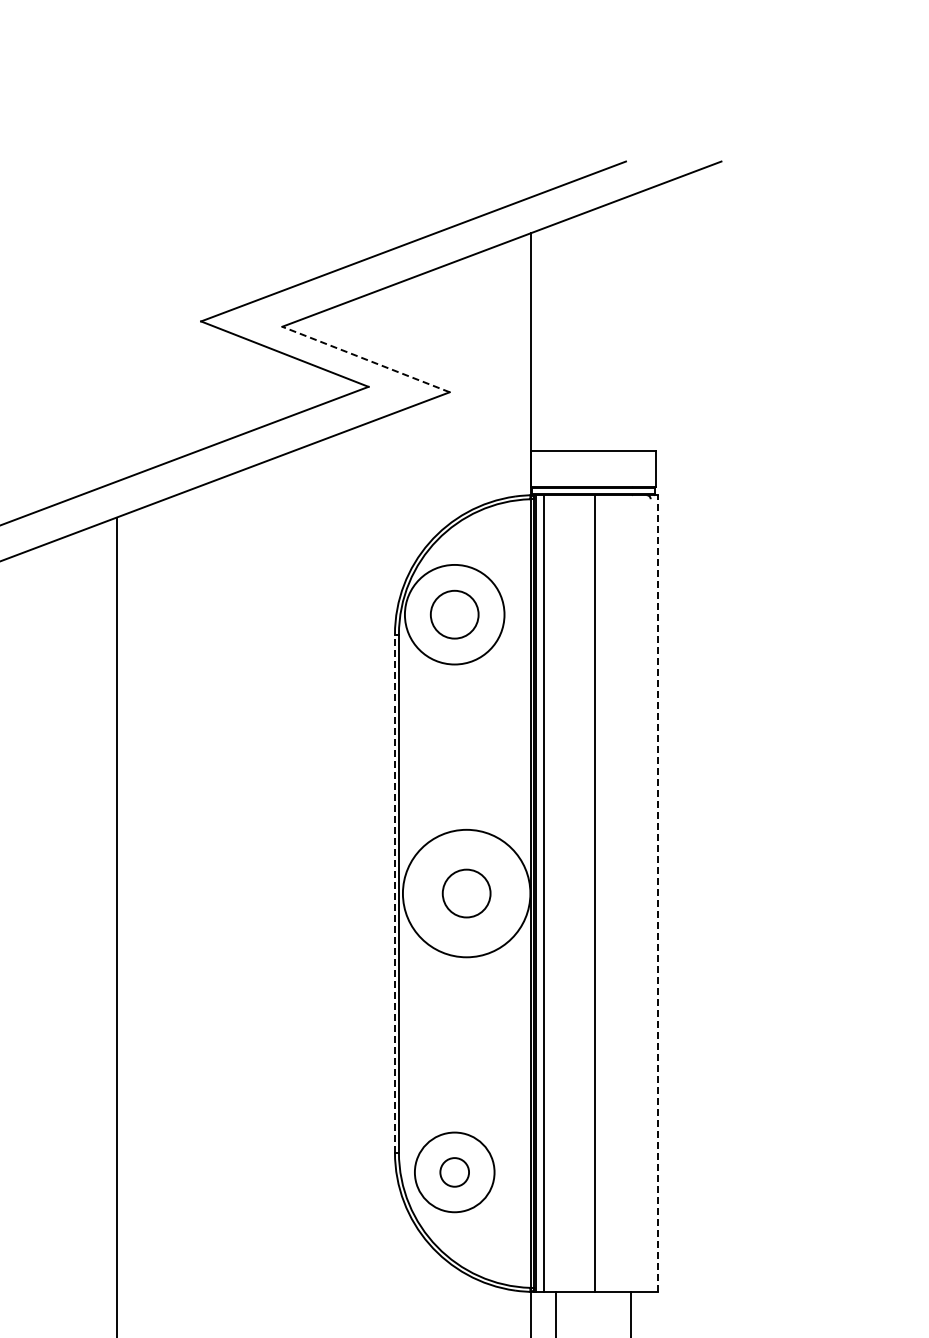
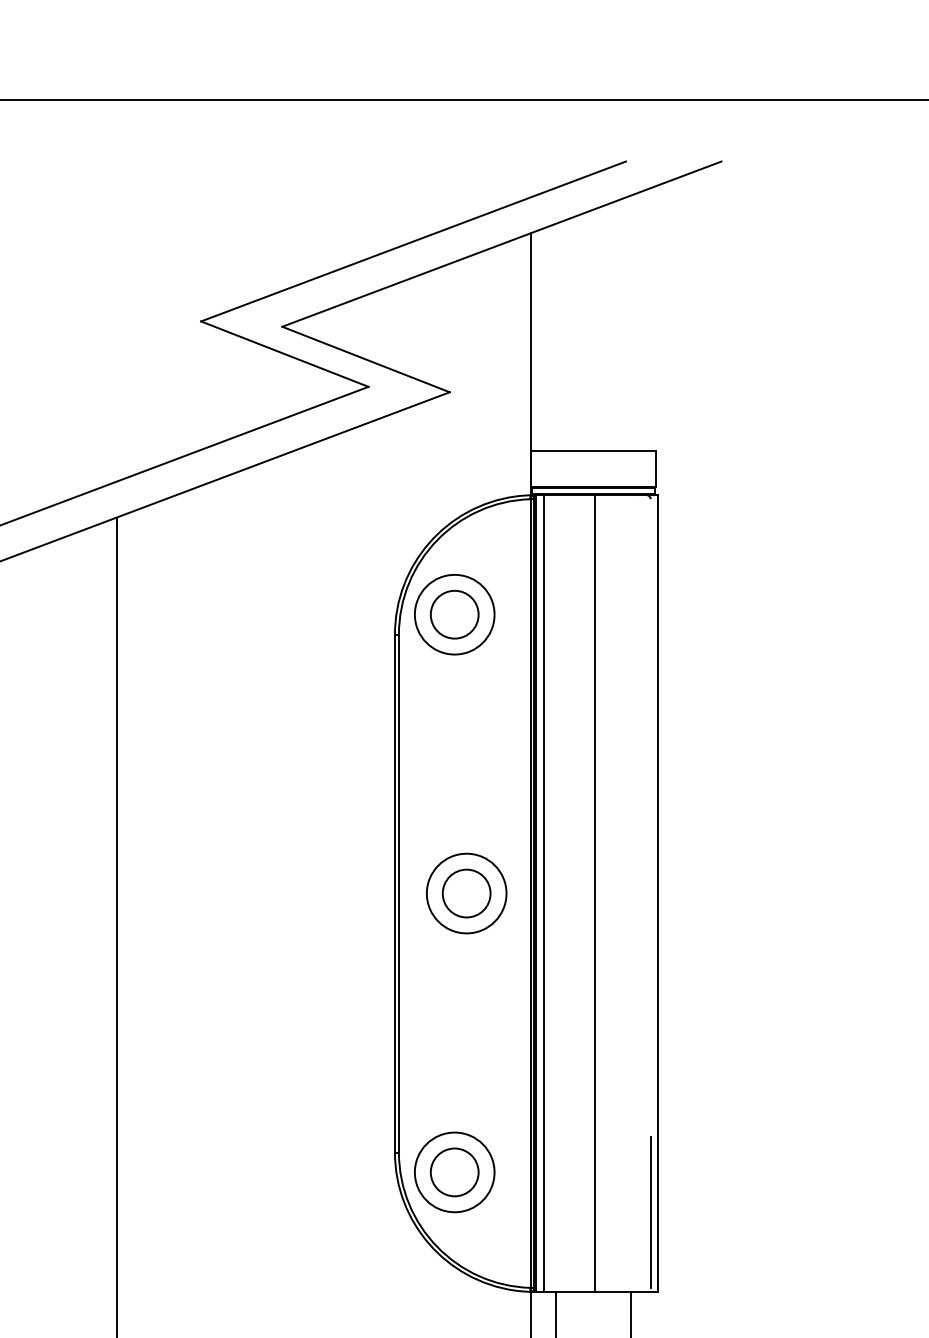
line: none -> present (463, 99)
line: dashed -> solid (366, 359)
circle diameter: 100 px -> 80 px (454, 614)
line: dashed -> solid (394, 893)
circle diameter: 127 px -> 80 px (466, 893)
line: dashed -> solid (658, 893)
circle diameter: 29 px -> 48 px (454, 1172)
line: none -> present (650, 1211)
